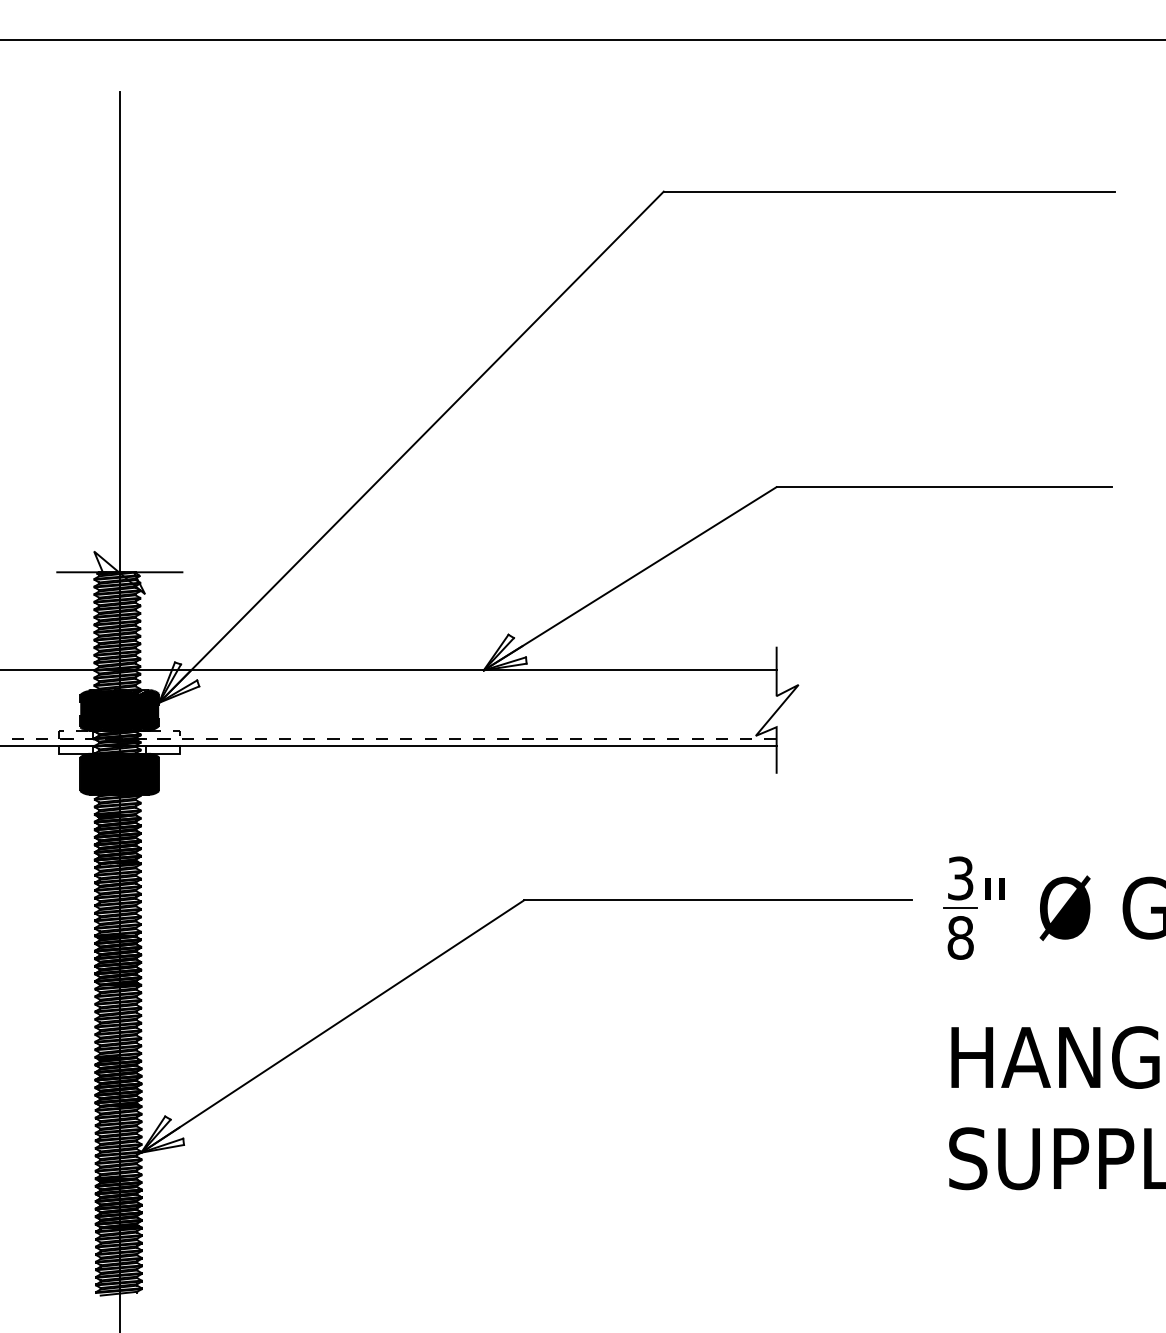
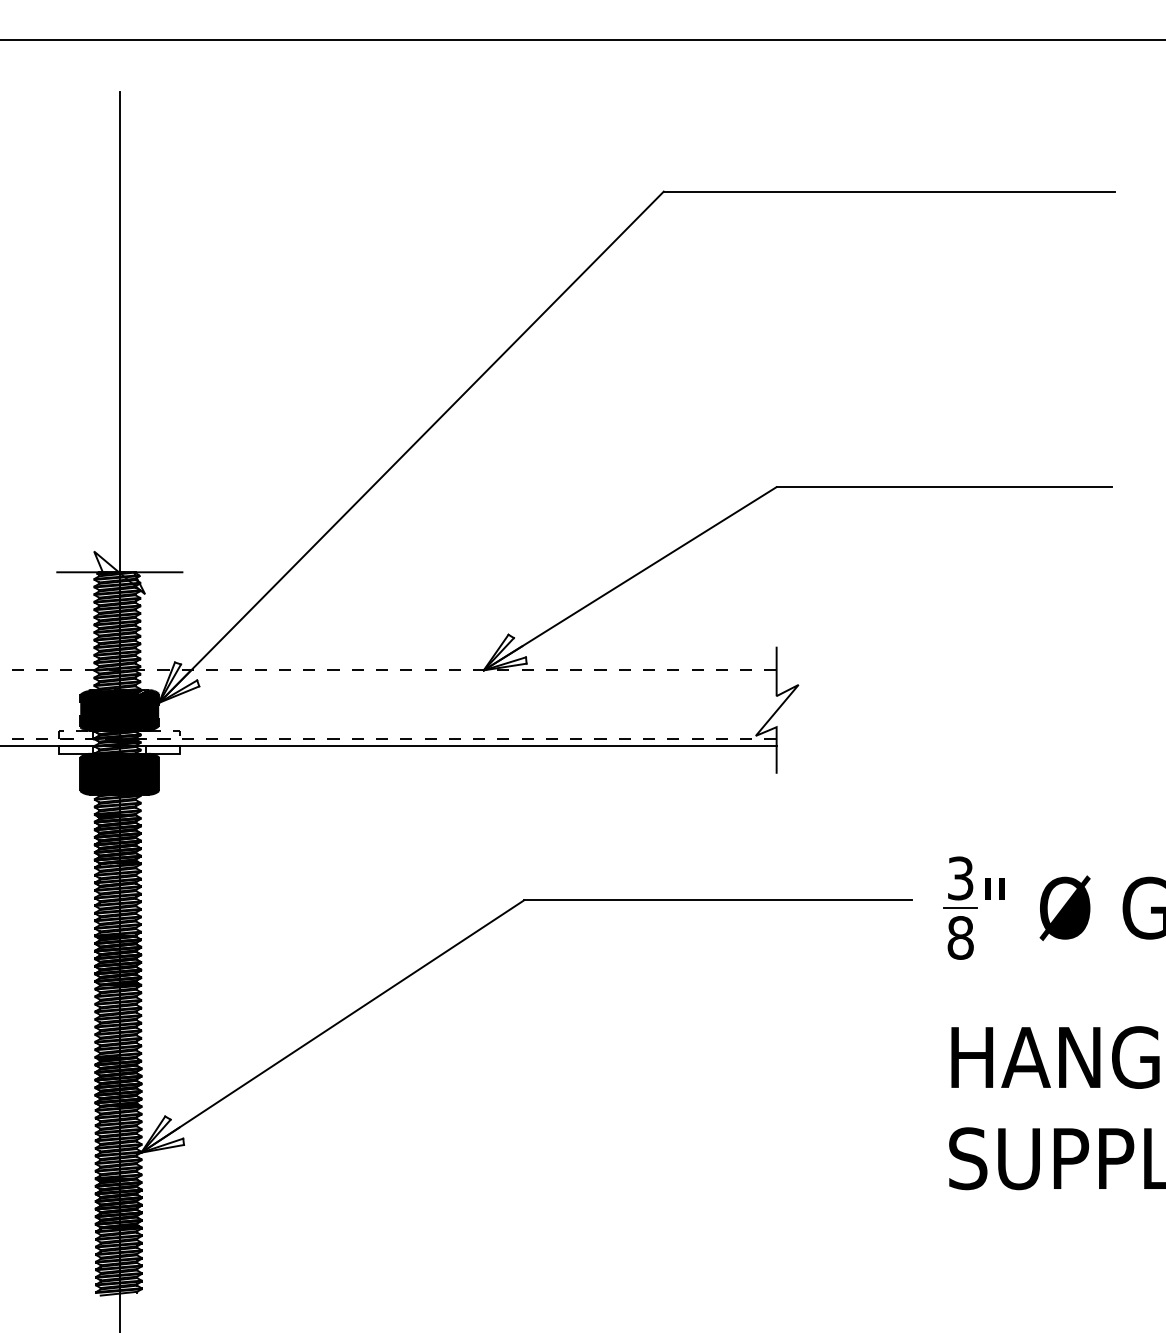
line: solid -> dashed (388, 670)
